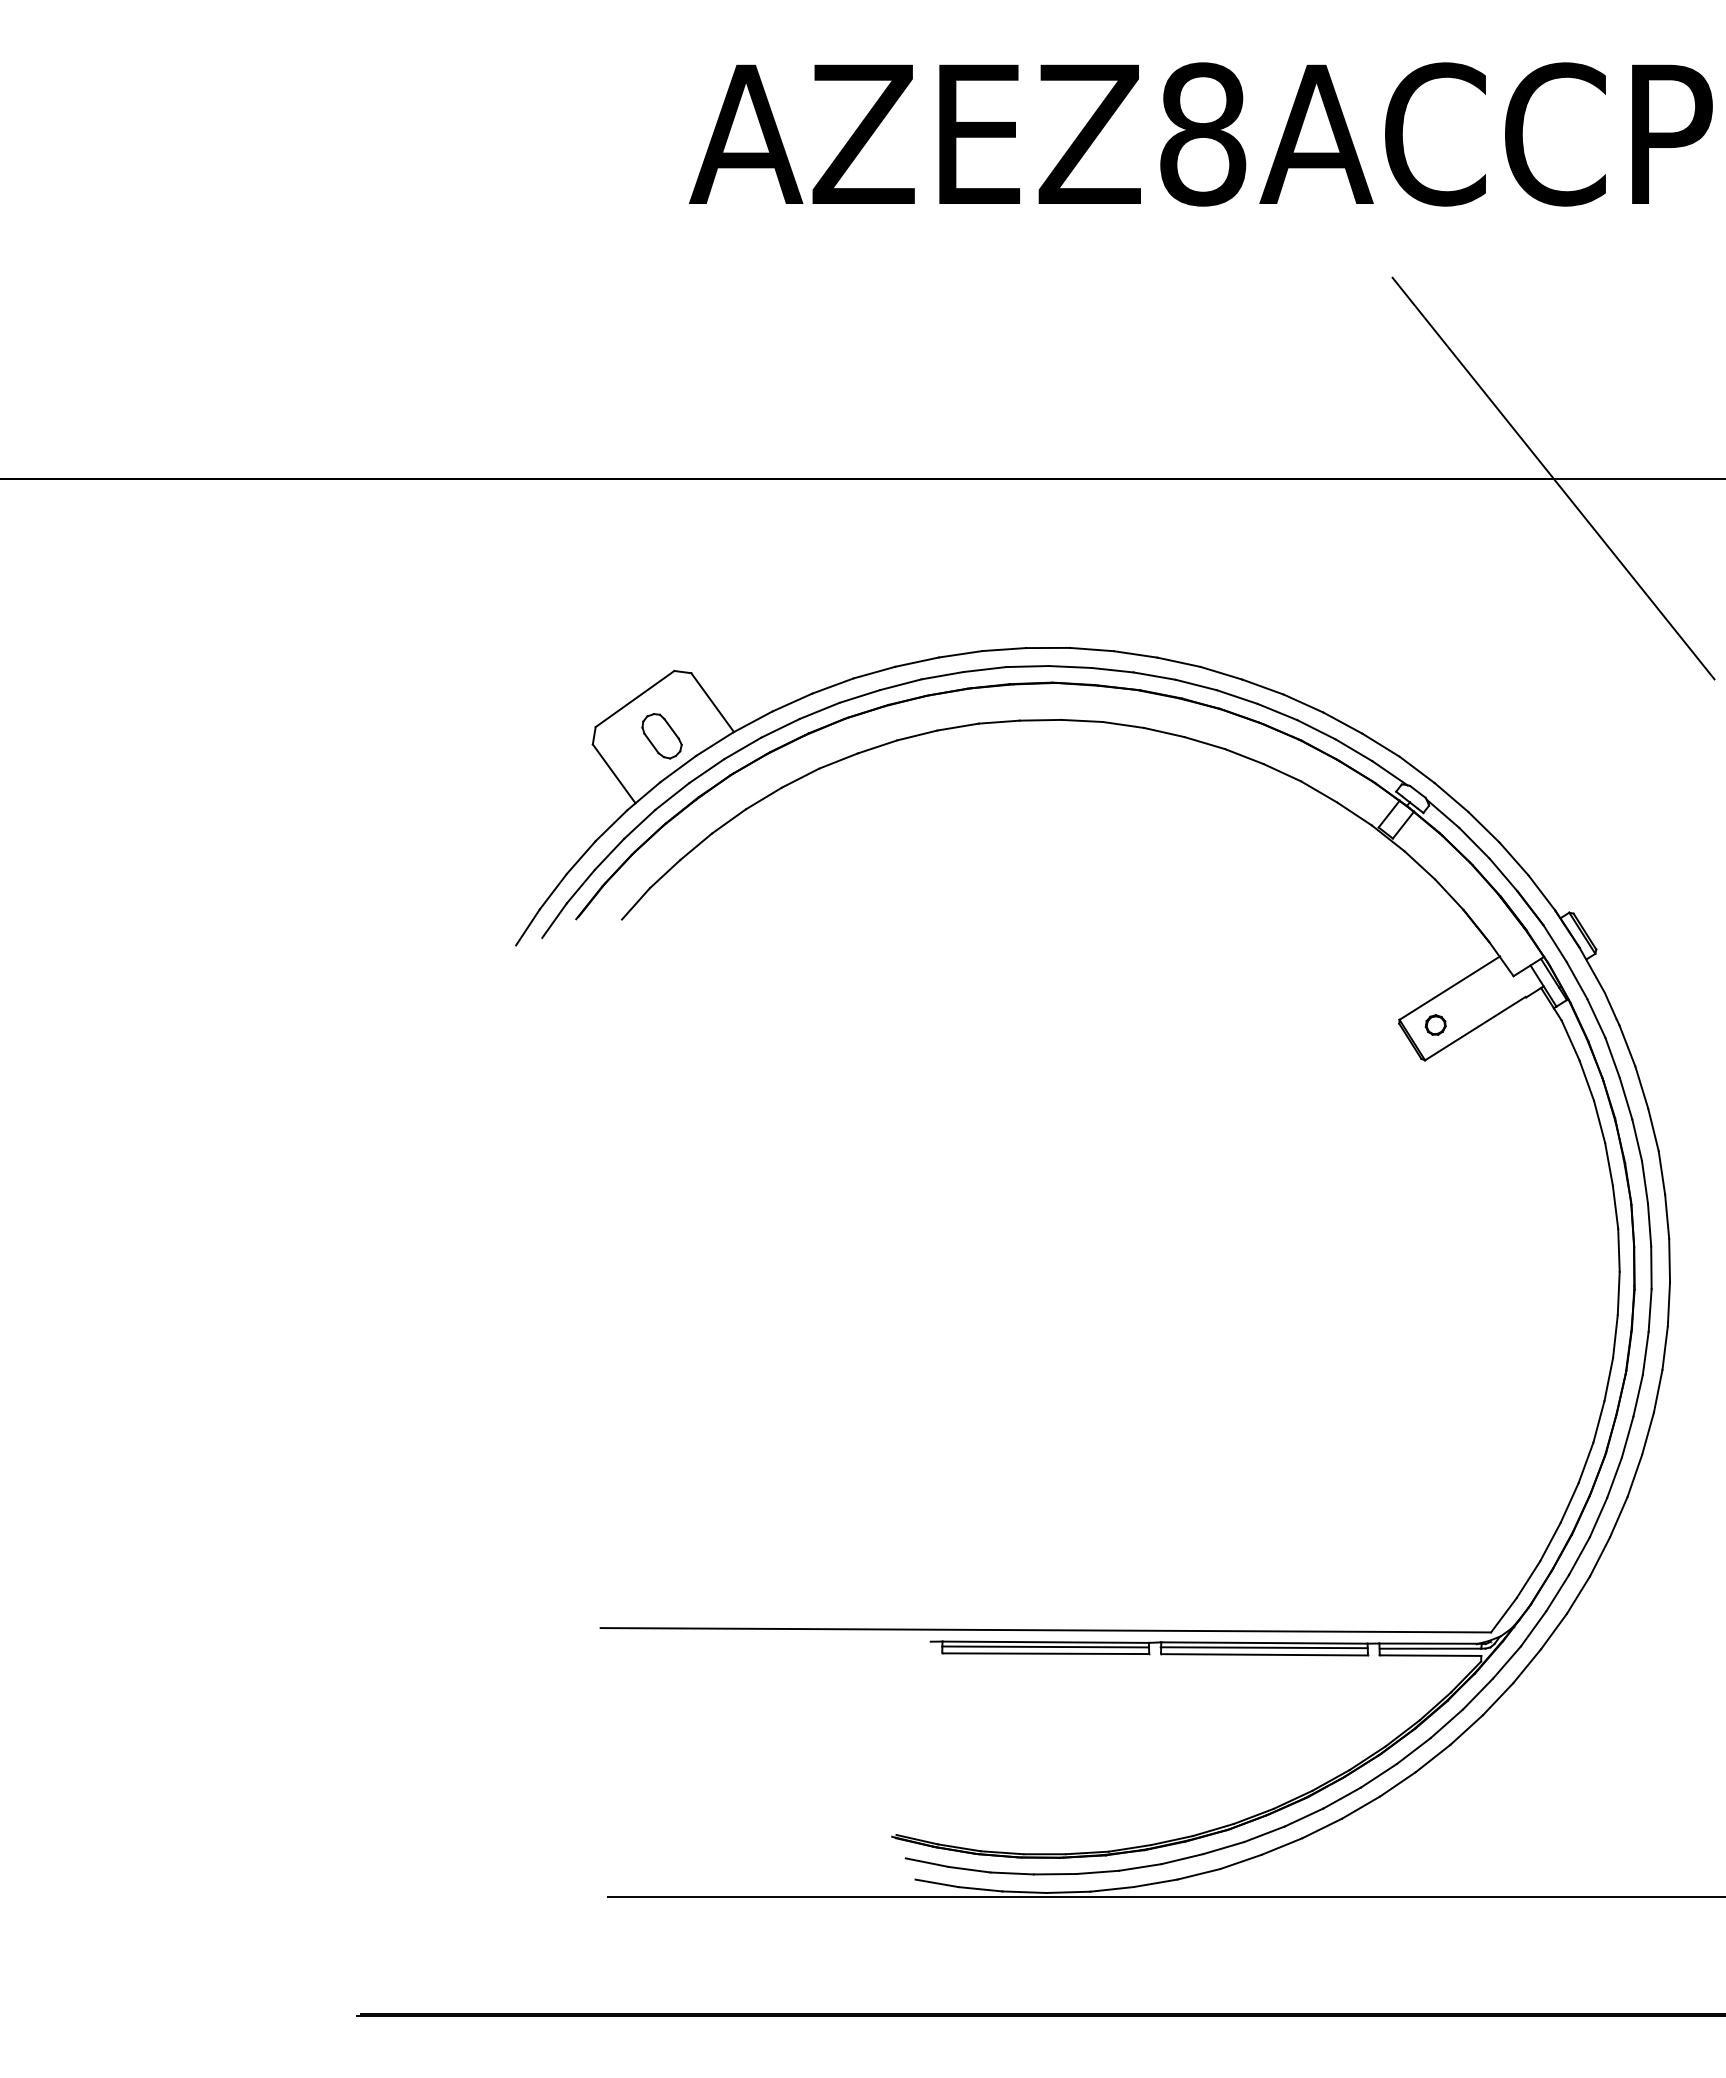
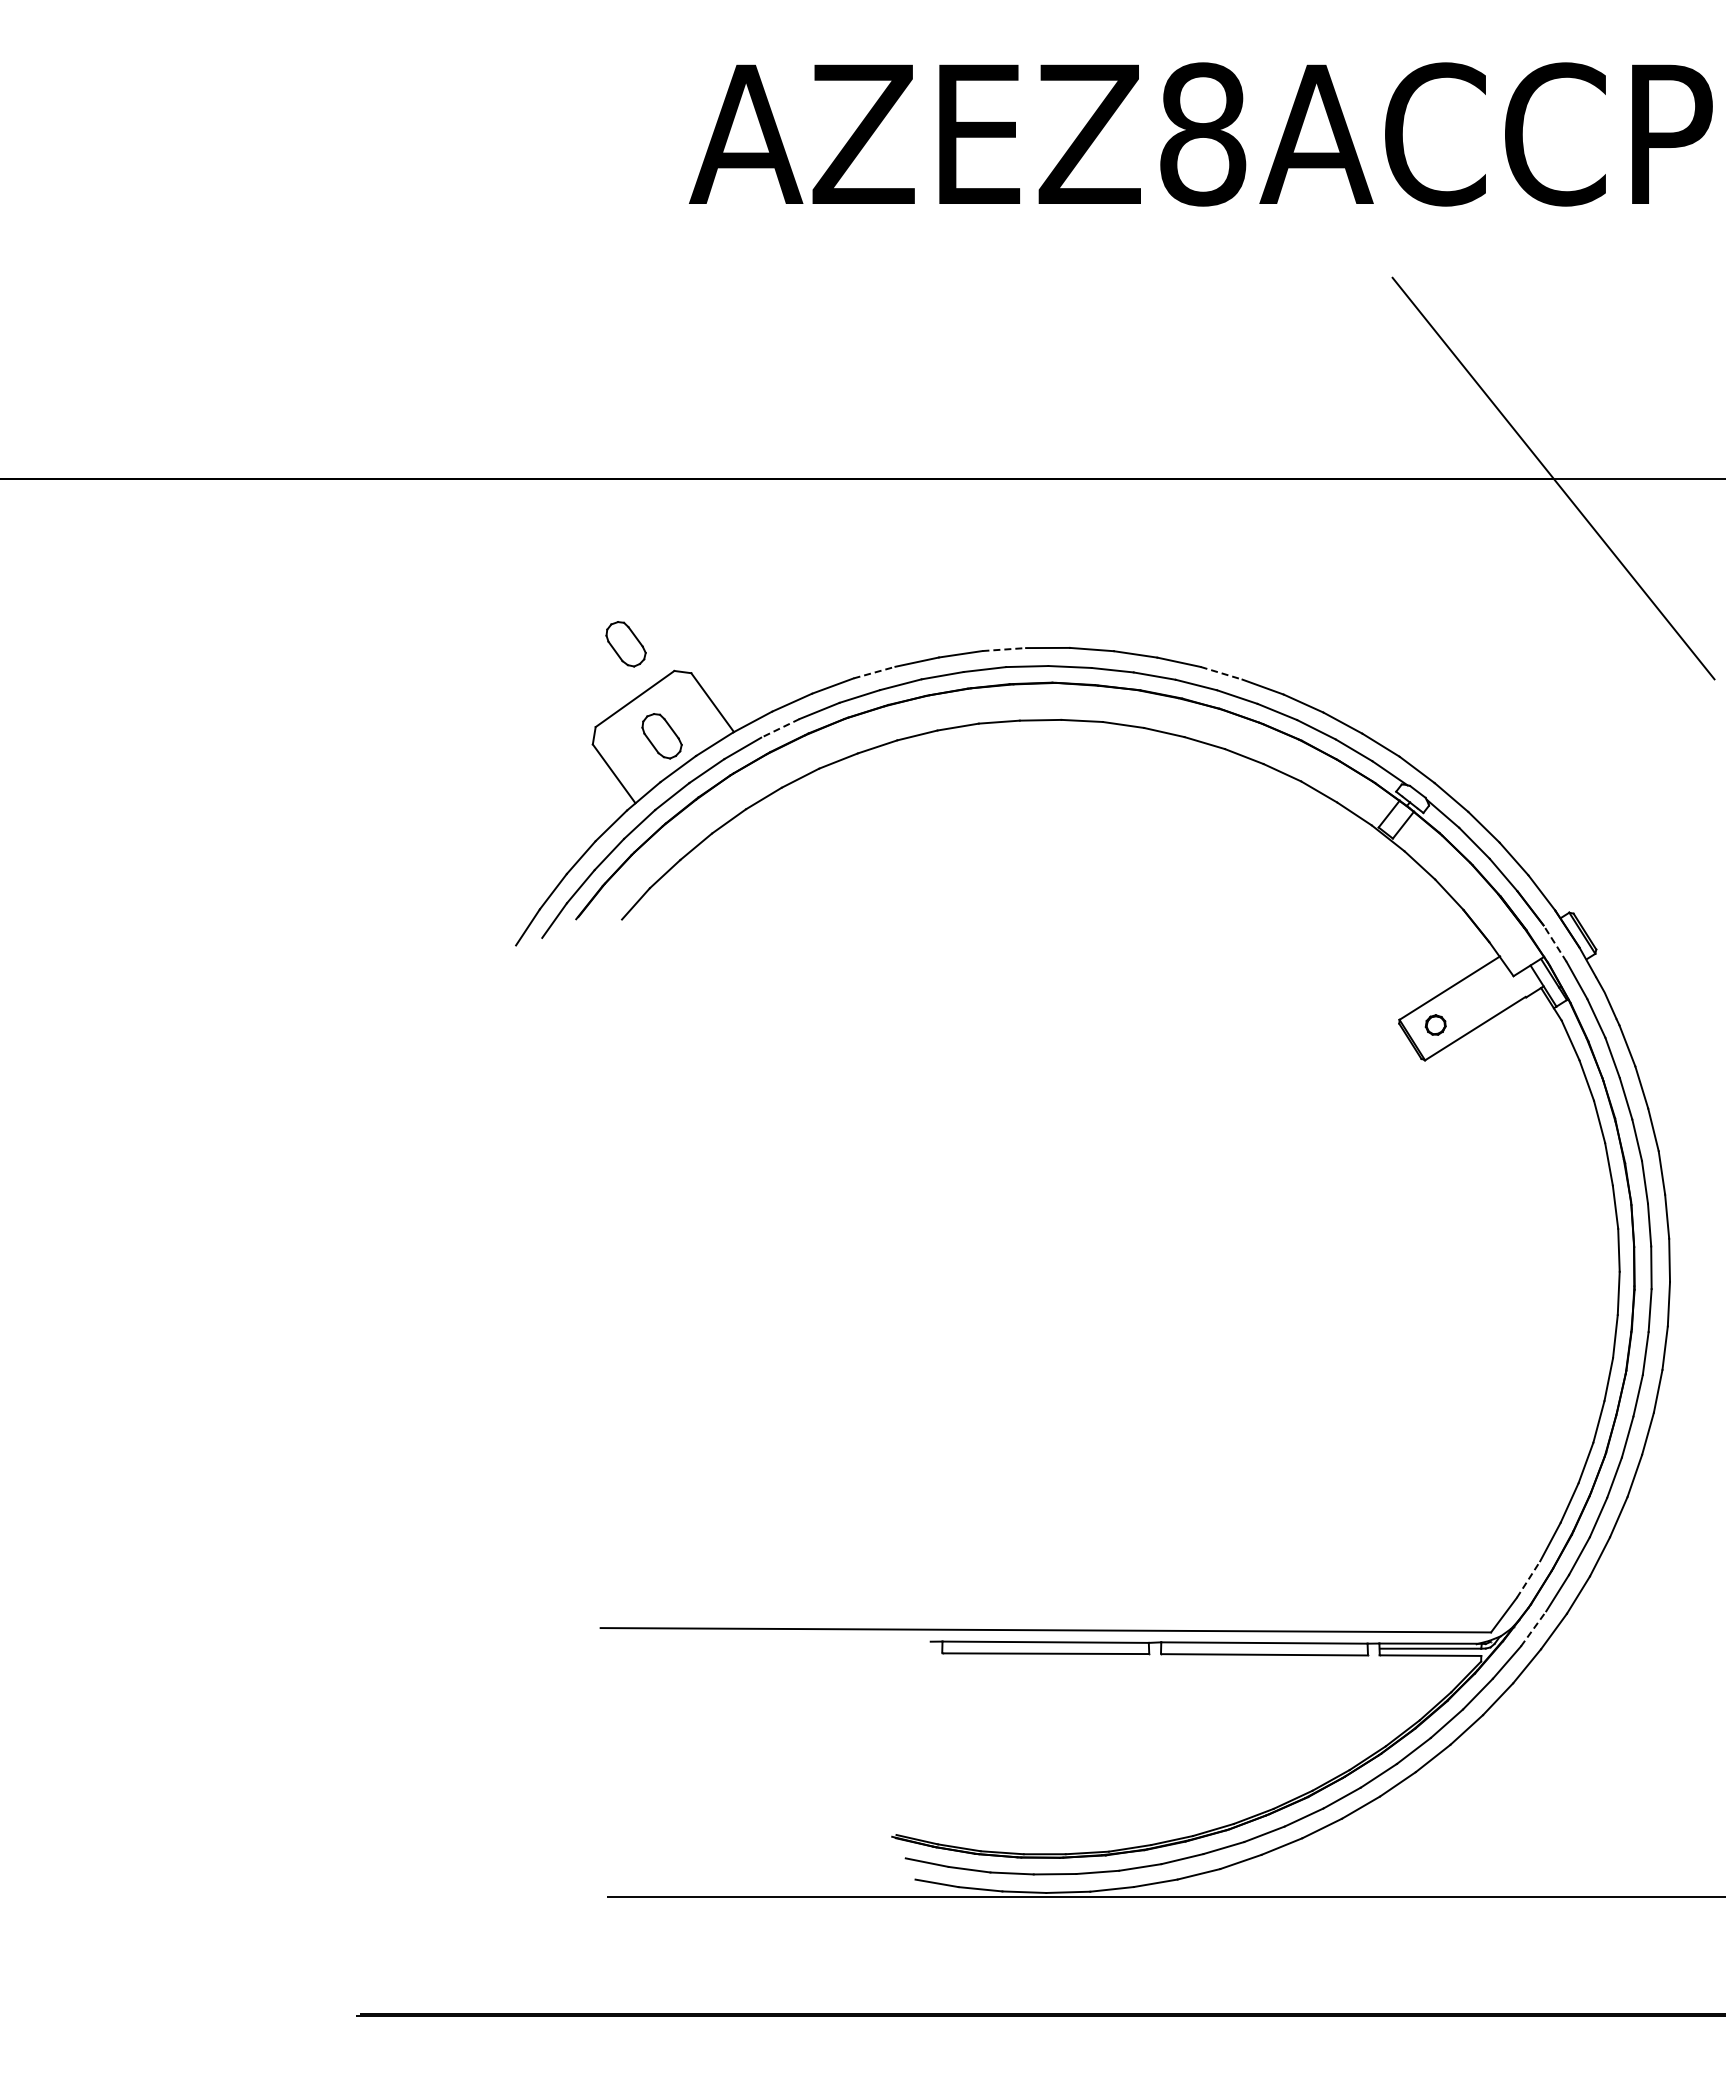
part: none -> present (625, 644)
line: solid -> dashed (1004, 649)
line: solid -> dashed (874, 672)
line: solid -> dashed (1221, 673)
line: solid -> dashed (779, 728)
line: solid -> dashed (1555, 943)
line: solid -> dashed (1528, 1579)
line: solid -> dashed (1533, 1628)
line: present -> none (1044, 1646)
line: present -> none (1263, 1647)
